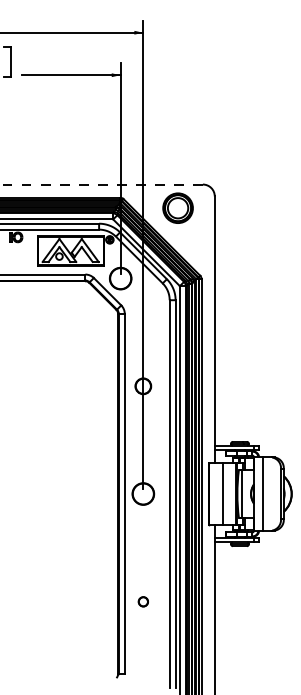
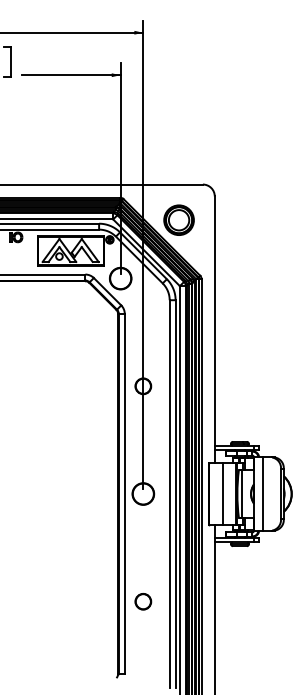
line: dashed -> solid (101, 184)
part position: (177, 207) -> (178, 219) (178, 219)
part size: 12x12 px -> 19x18 px (143, 601)
